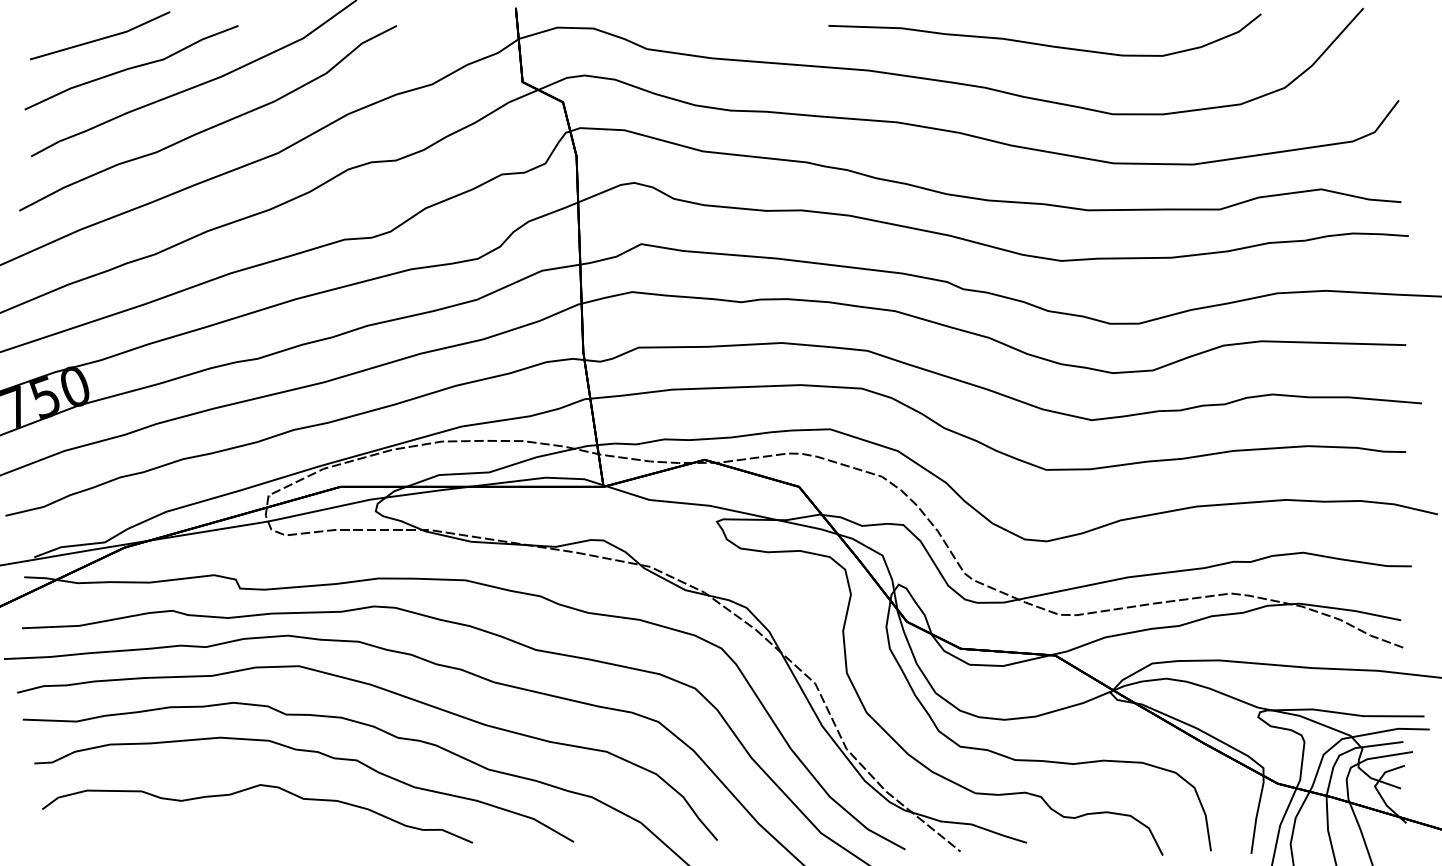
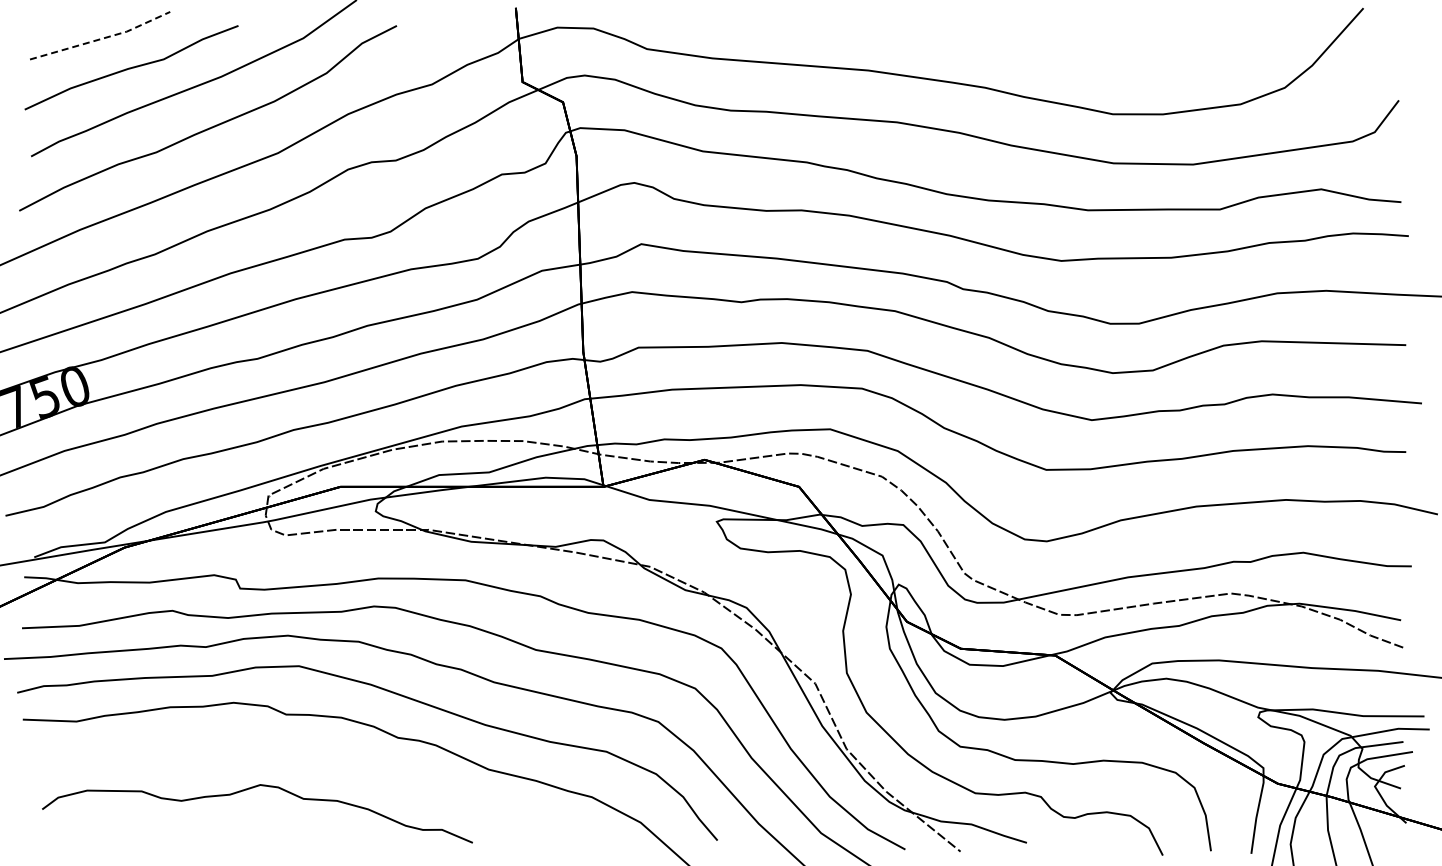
line: solid -> dashed (101, 38)
curve: present -> none (1041, 43)
curve: present -> none (310, 752)
